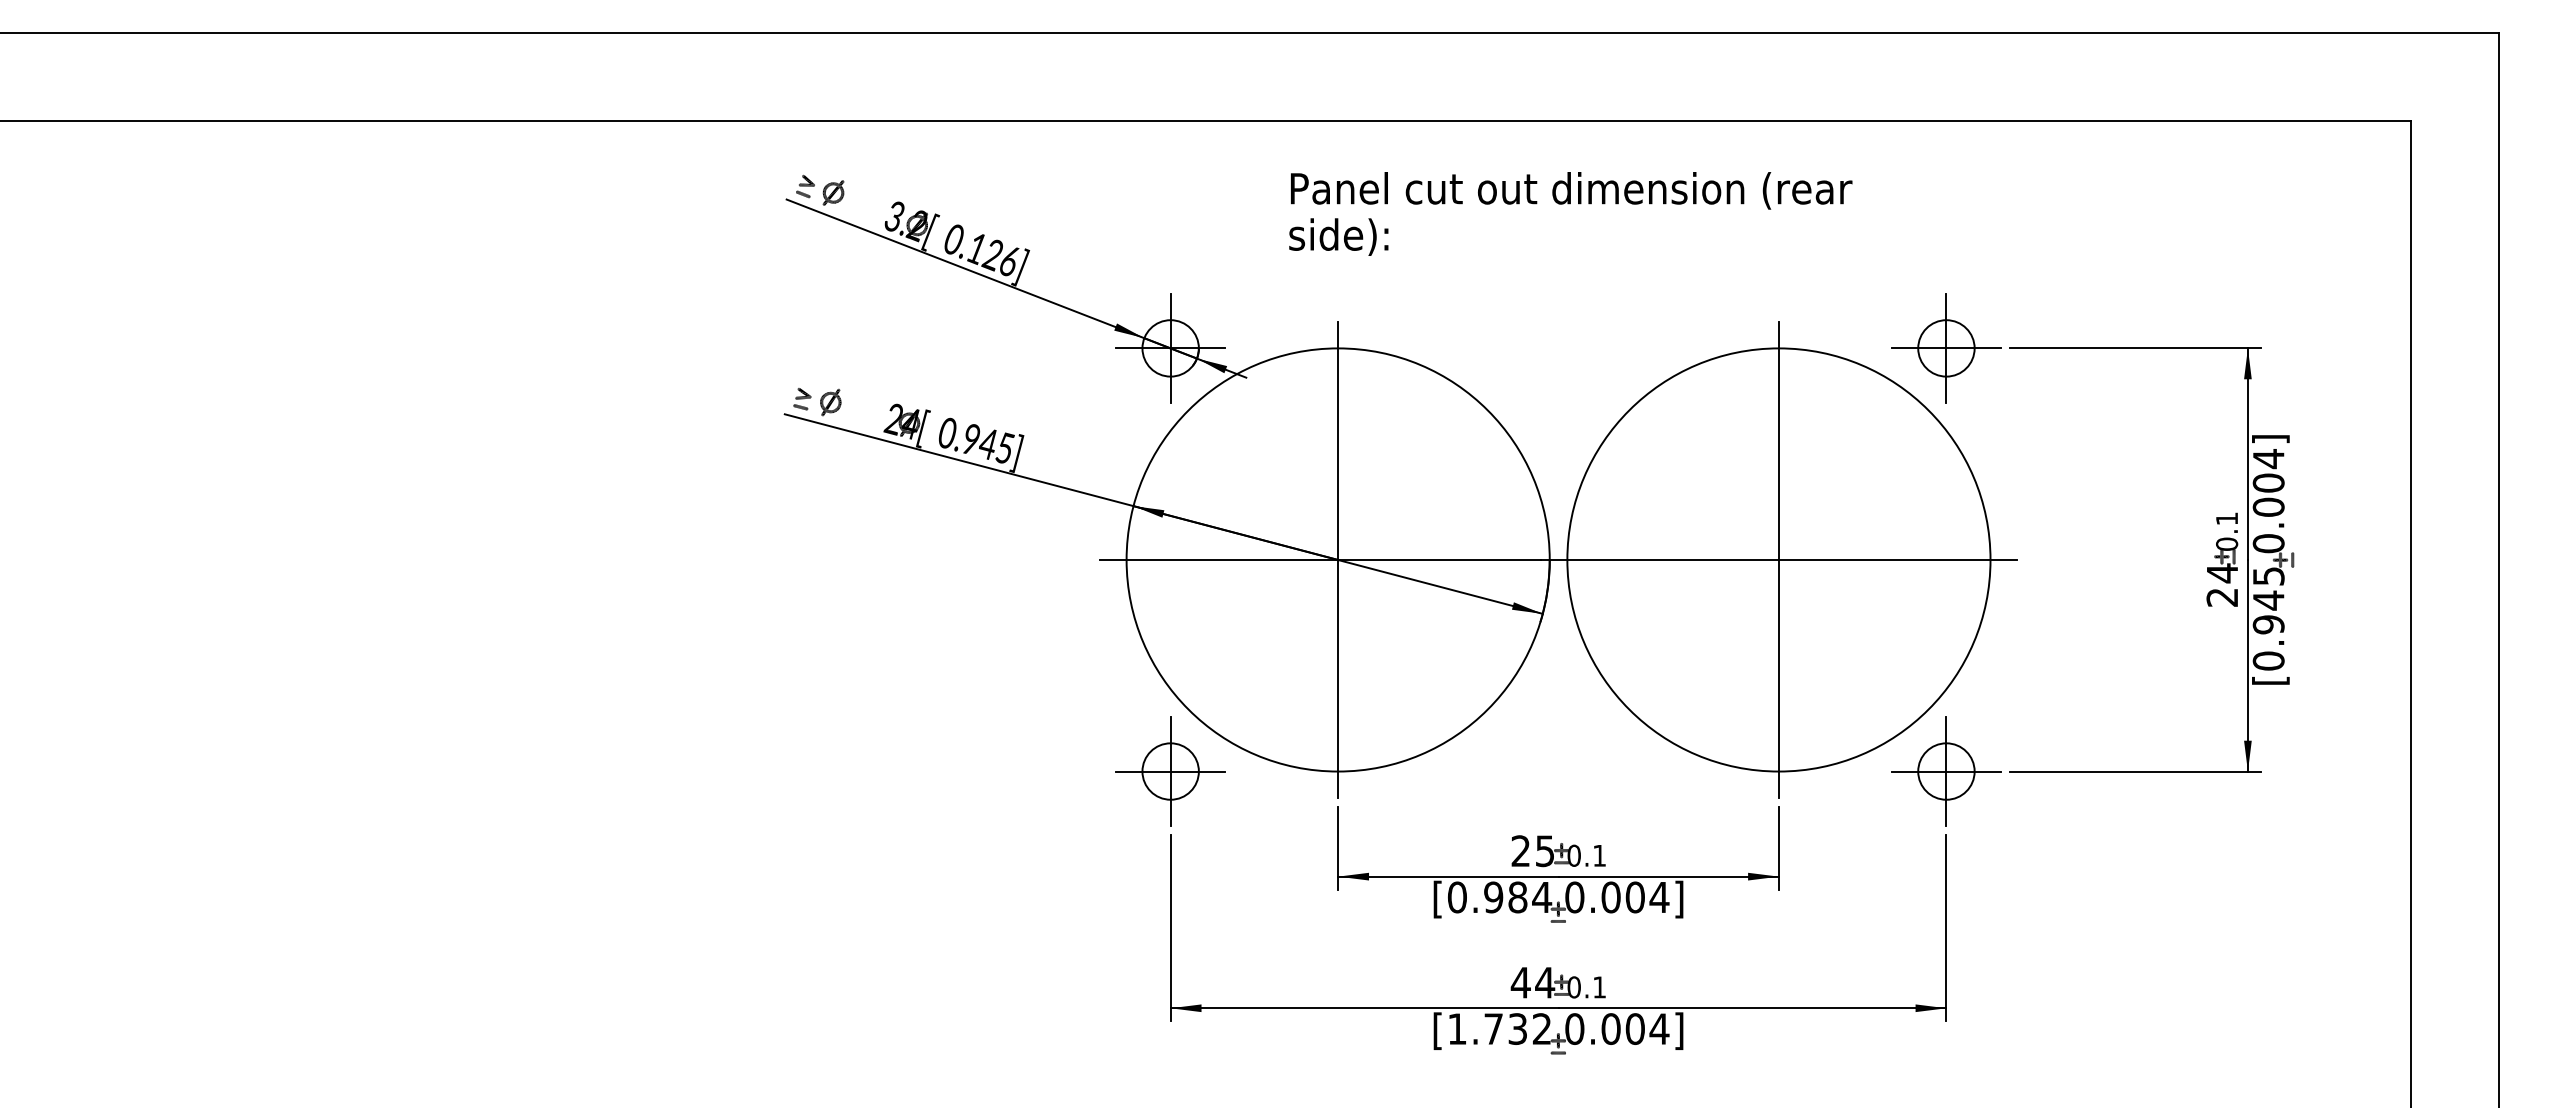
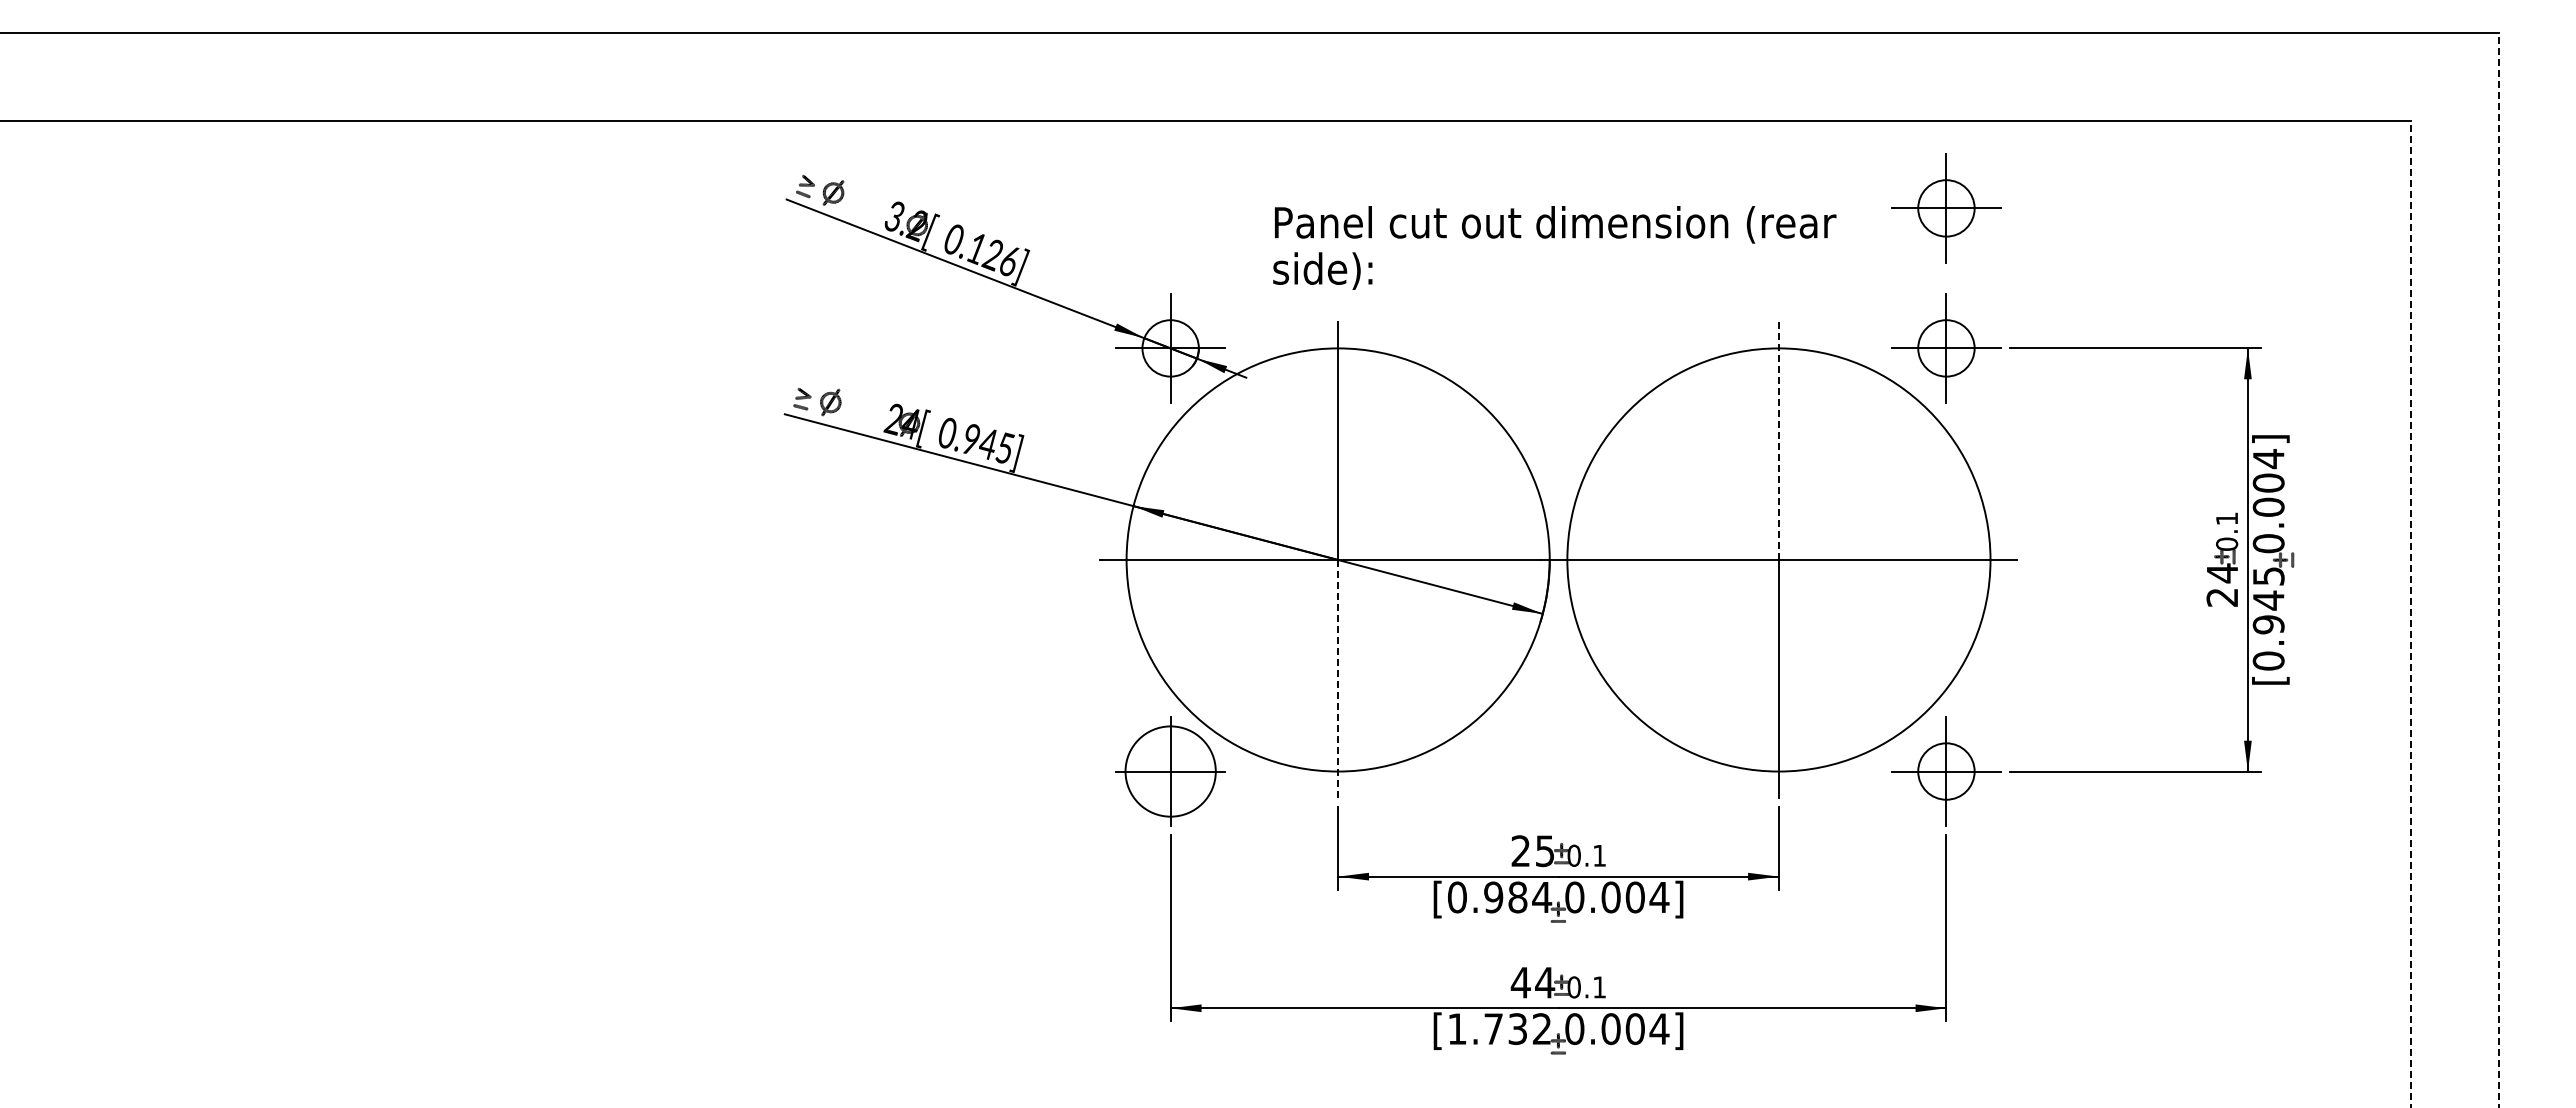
part: none -> present (1946, 208)
text position: (1570, 213) -> (1554, 247) (1554, 247)
line: solid -> dashed (1778, 440)
line: solid -> dashed (2498, 570)
line: solid -> dashed (2410, 614)
line: solid -> dashed (1338, 679)
circle diameter: 56 px -> 90 px (1170, 771)
